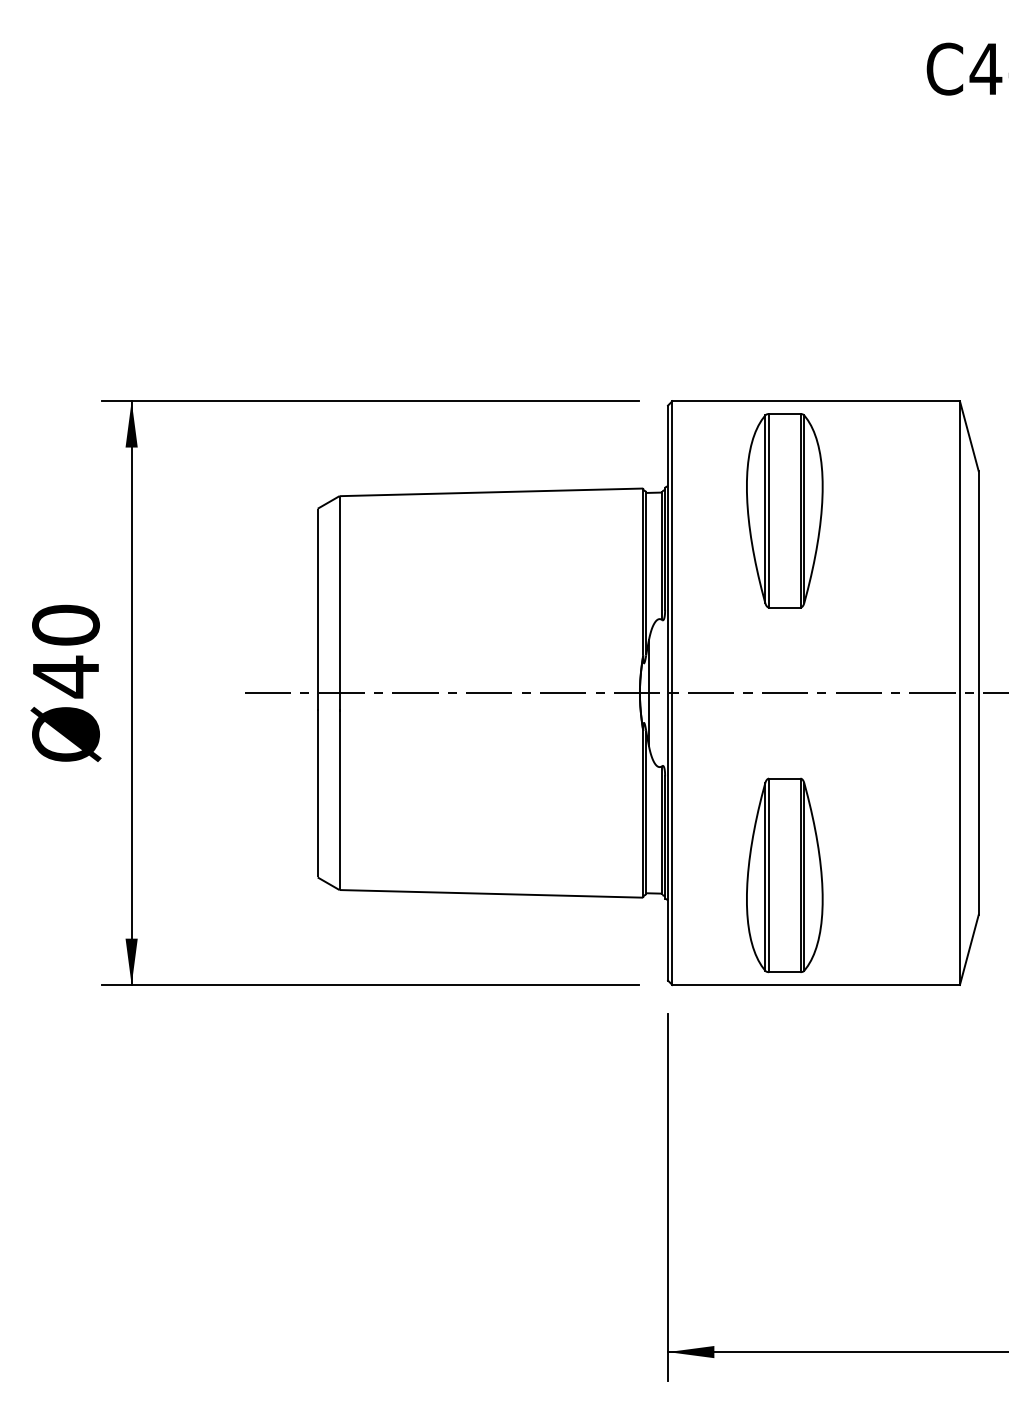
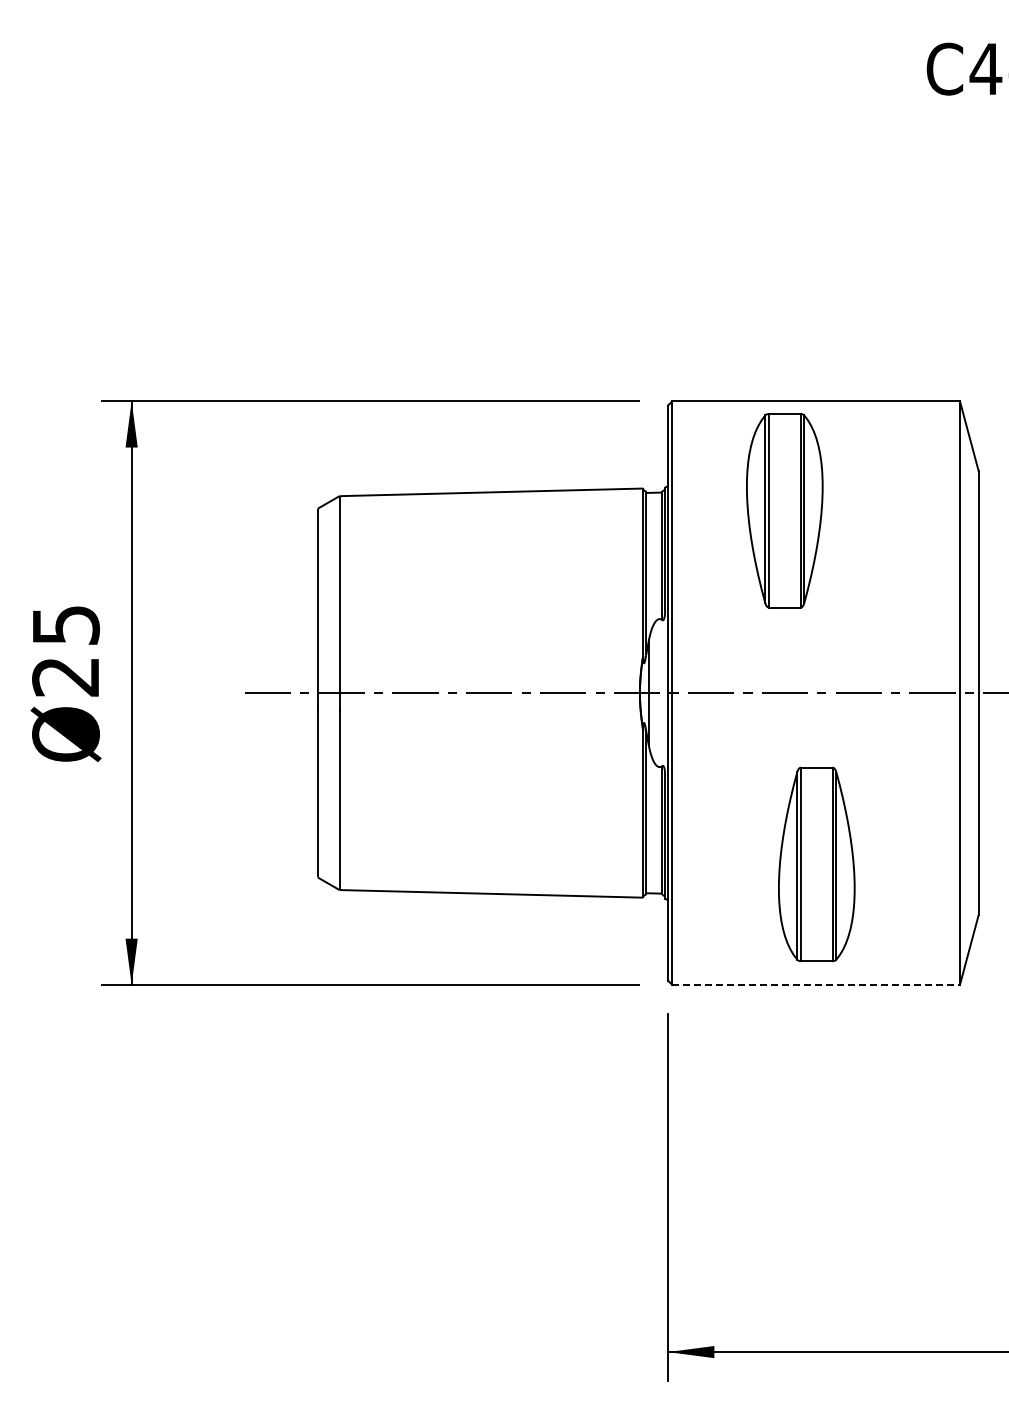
text: Ø40 -> Ø25 (65, 651)
part position: (784, 875) -> (816, 864) (816, 864)
line: solid -> dashed (816, 985)
